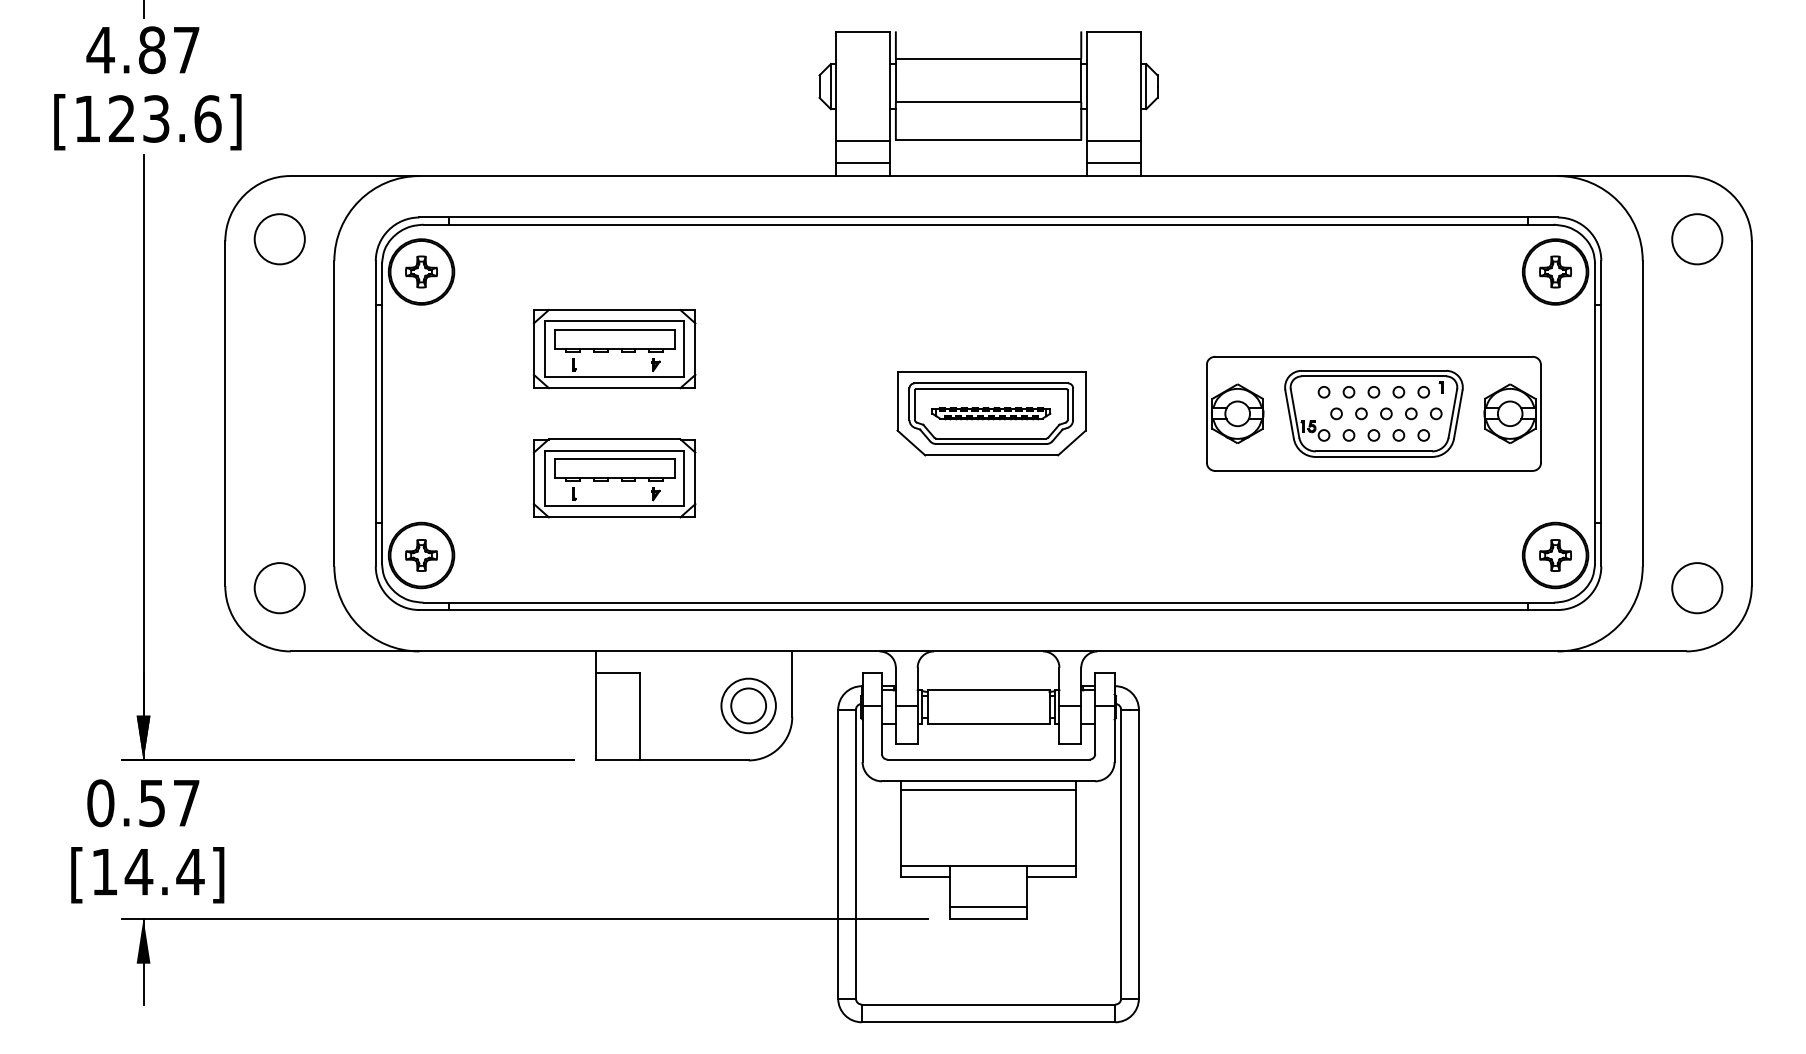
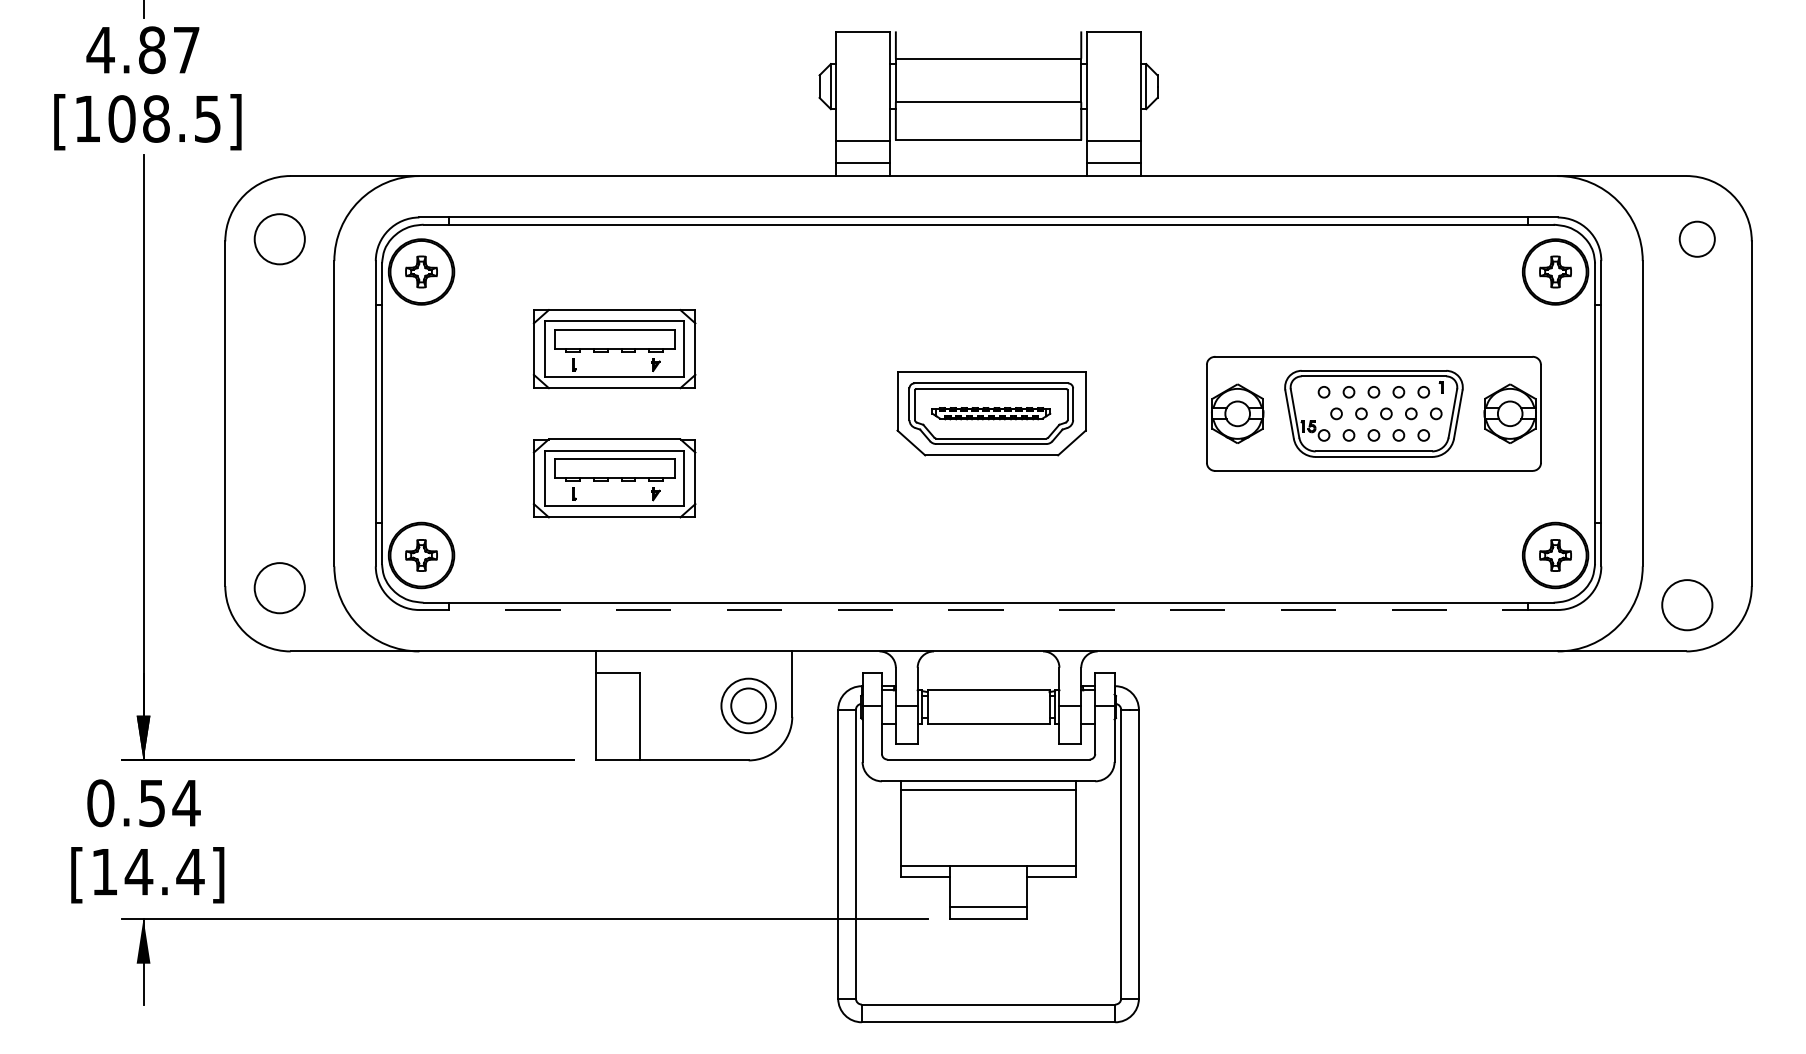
text: [123.6] -> [108.5] (164, 118)
circle diameter: 50 px -> 35 px (1696, 238)
circle position: (1697, 588) -> (1687, 605) (1687, 605)
line: solid -> dashed (988, 610)
text: 0.57 -> 0.54 (186, 803)
